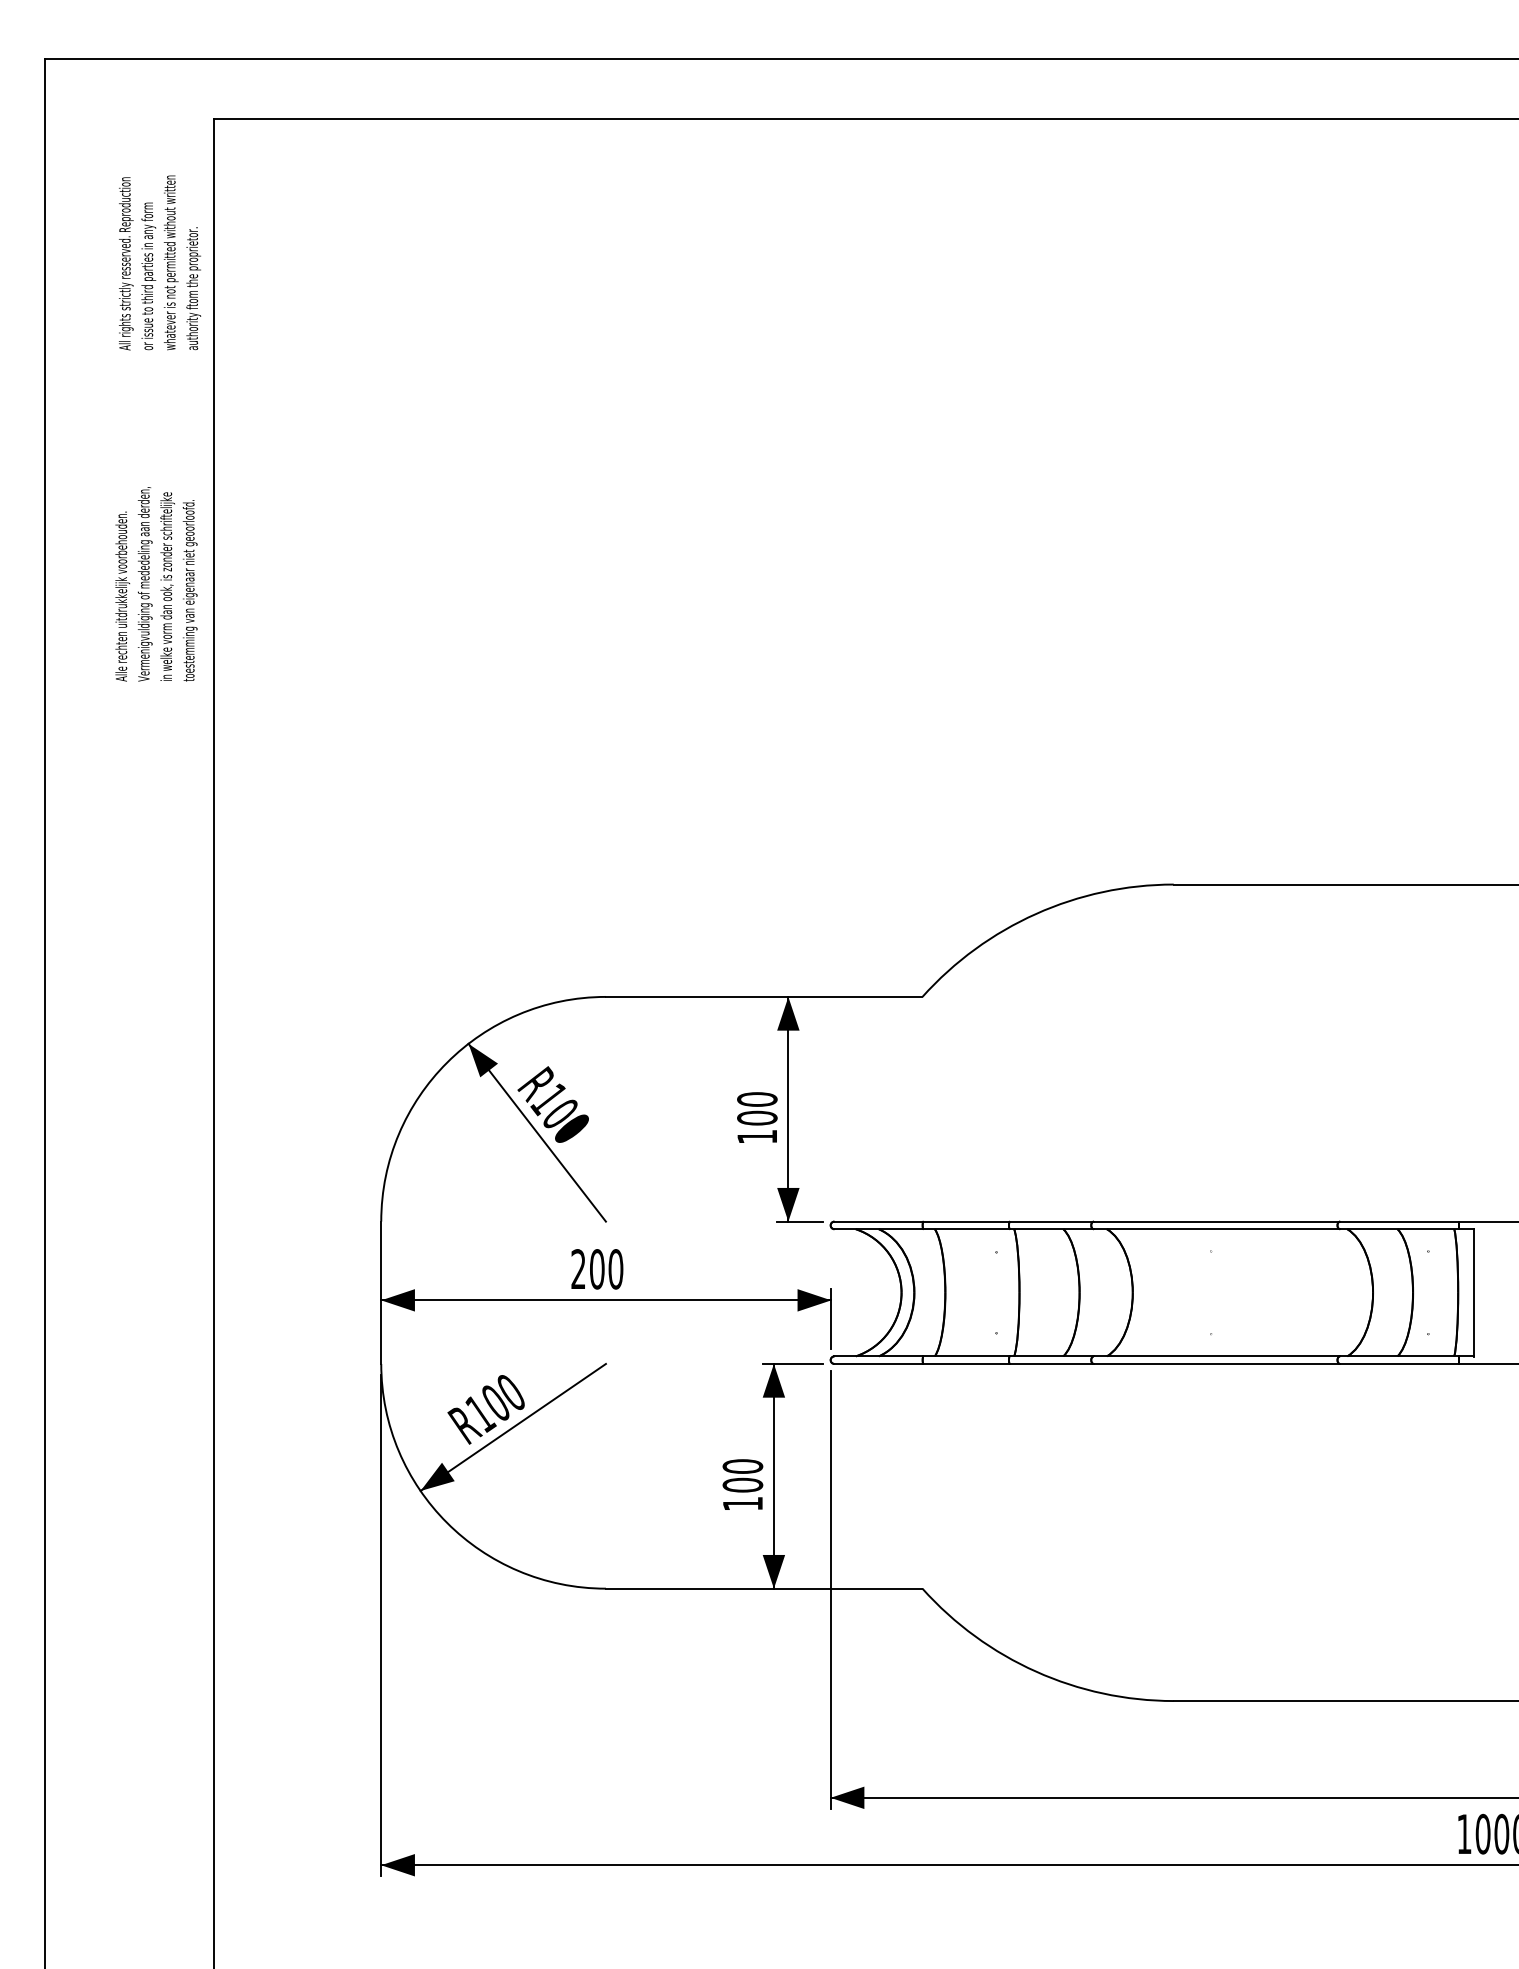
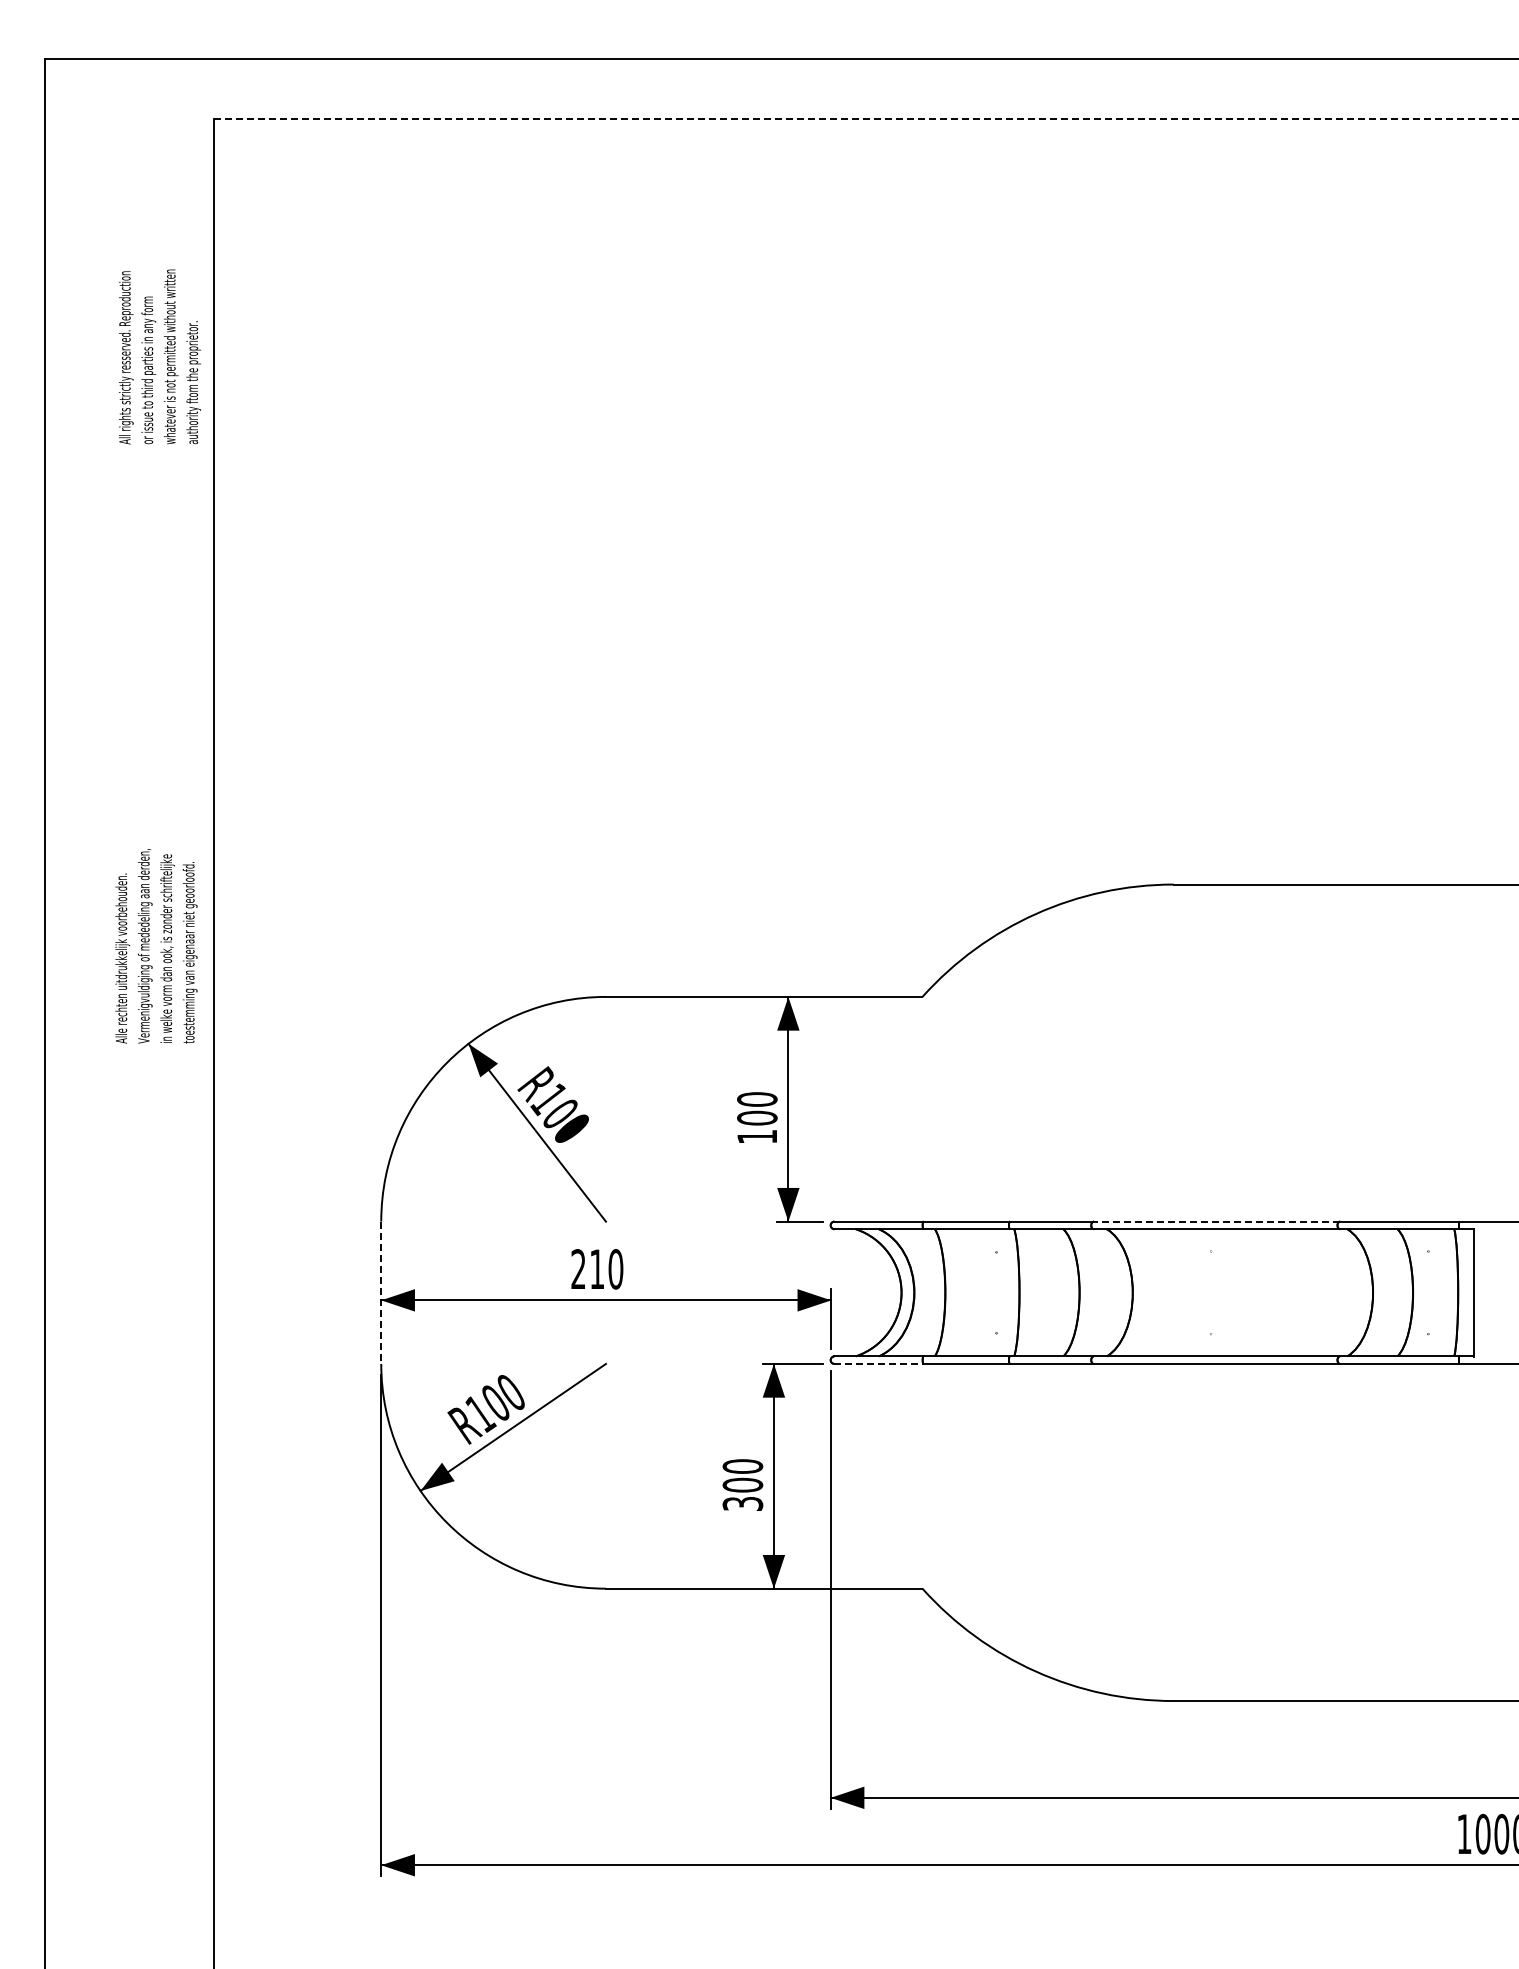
line: solid -> dashed (866, 118)
text position: (160, 262) -> (160, 356) (160, 356)
text position: (156, 584) -> (156, 946) (156, 946)
line: solid -> dashed (1216, 1221)
text: 200 -> 210 (597, 1269)
line: solid -> dashed (381, 1293)
line: solid -> dashed (879, 1363)
text: 100 -> 300 (742, 1503)
